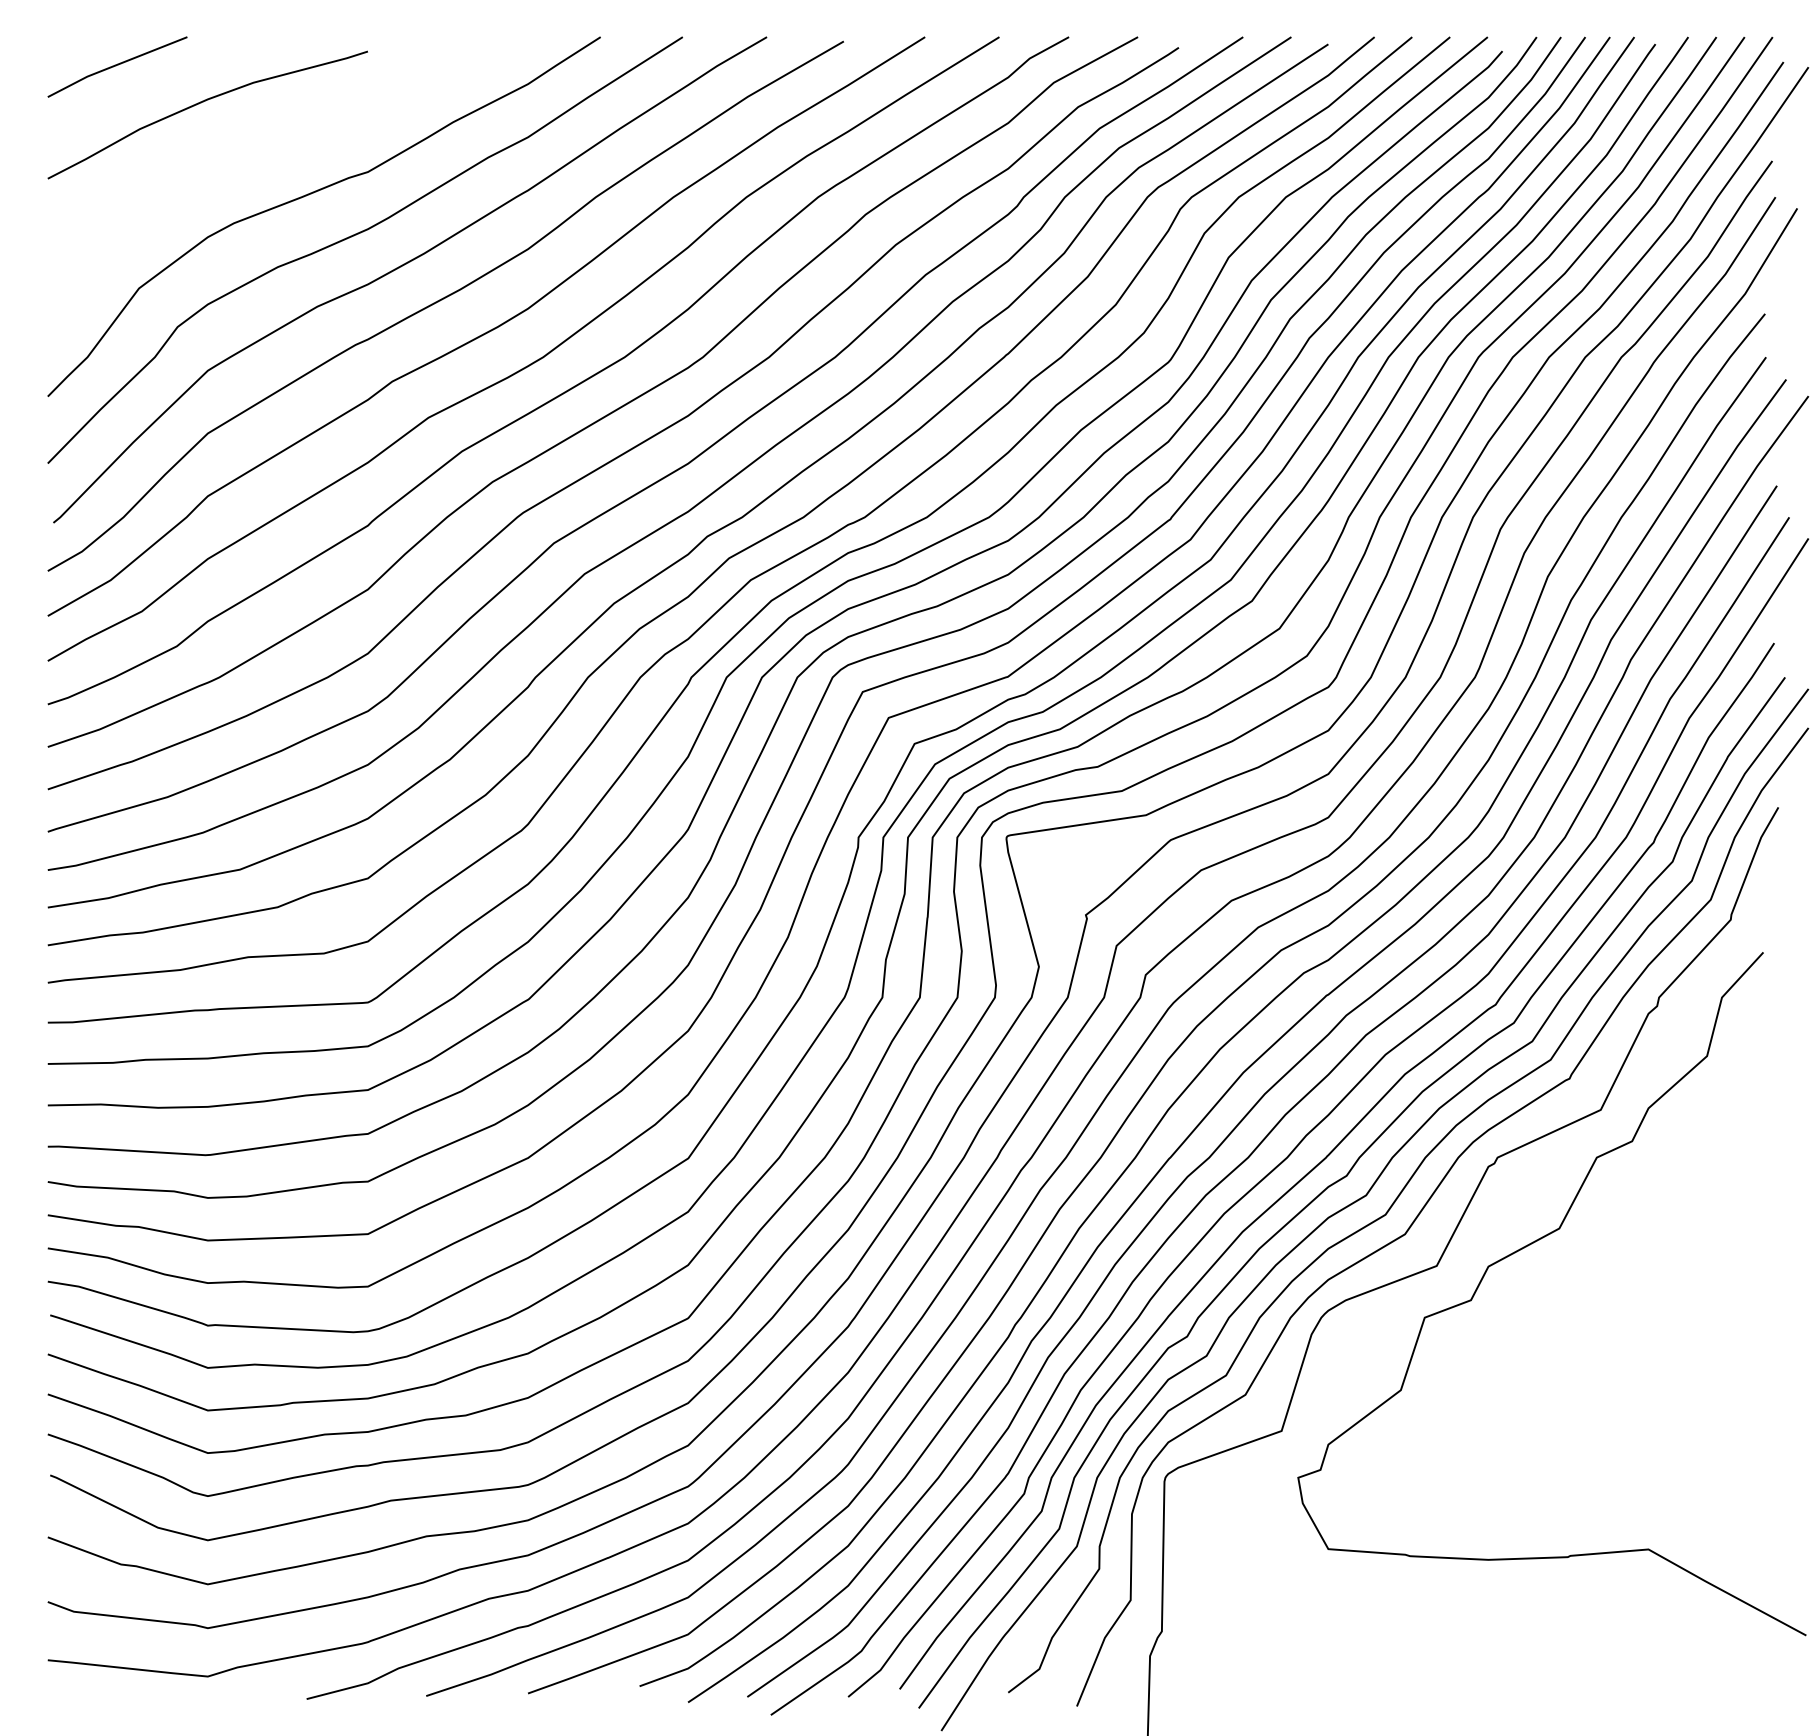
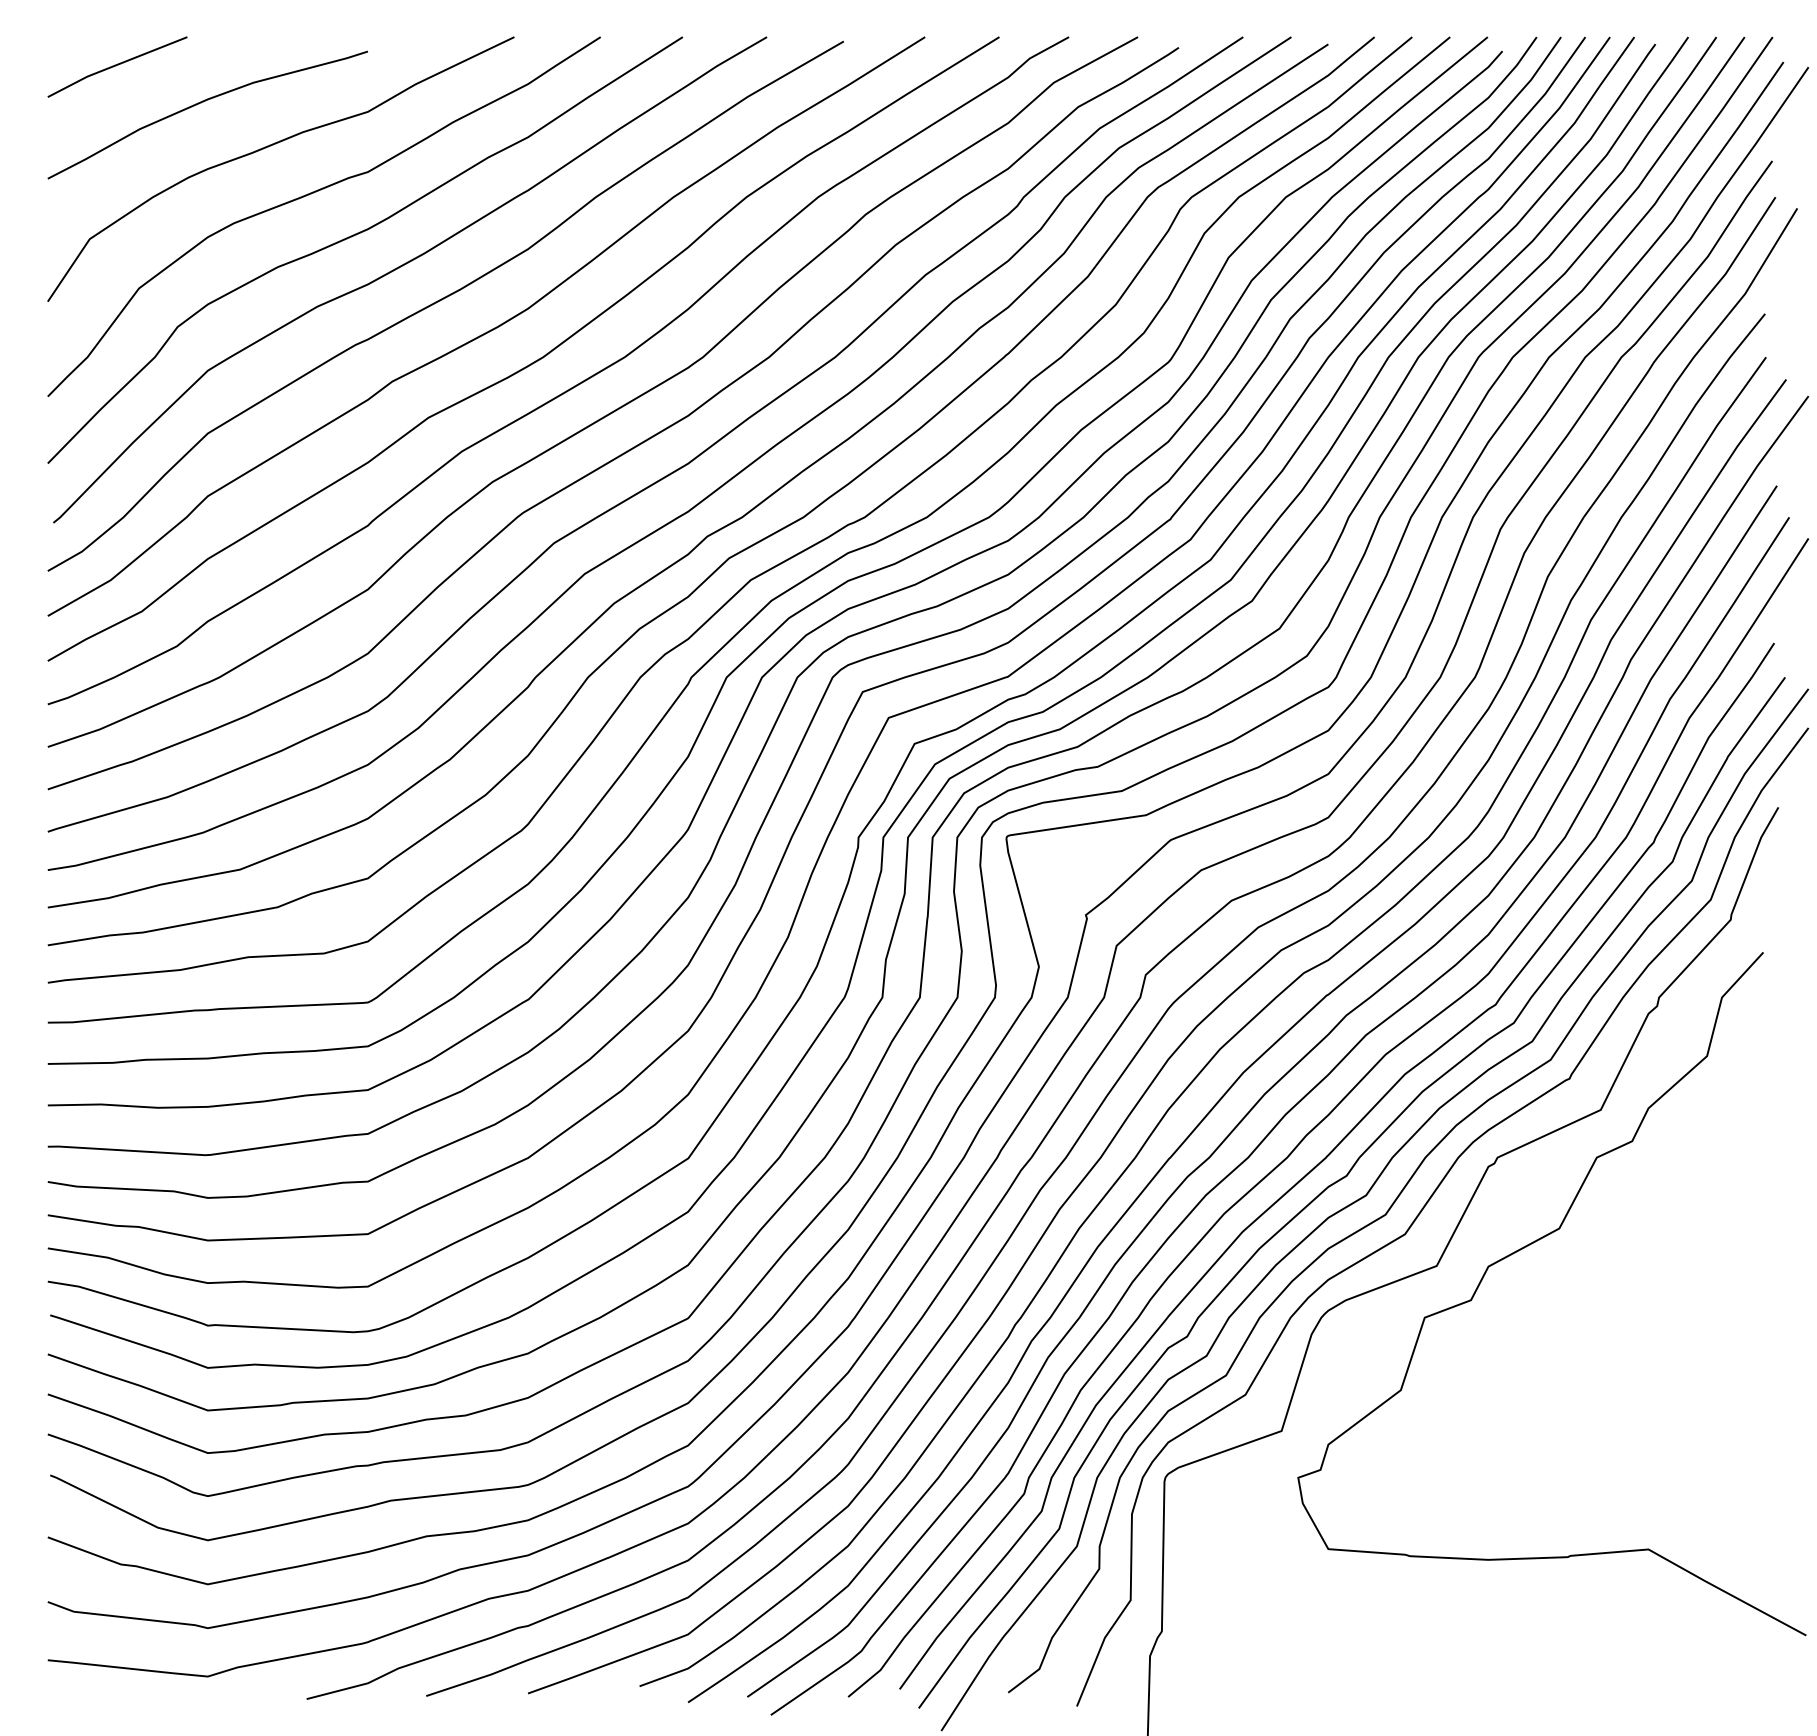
curve: none -> present (273, 145)
